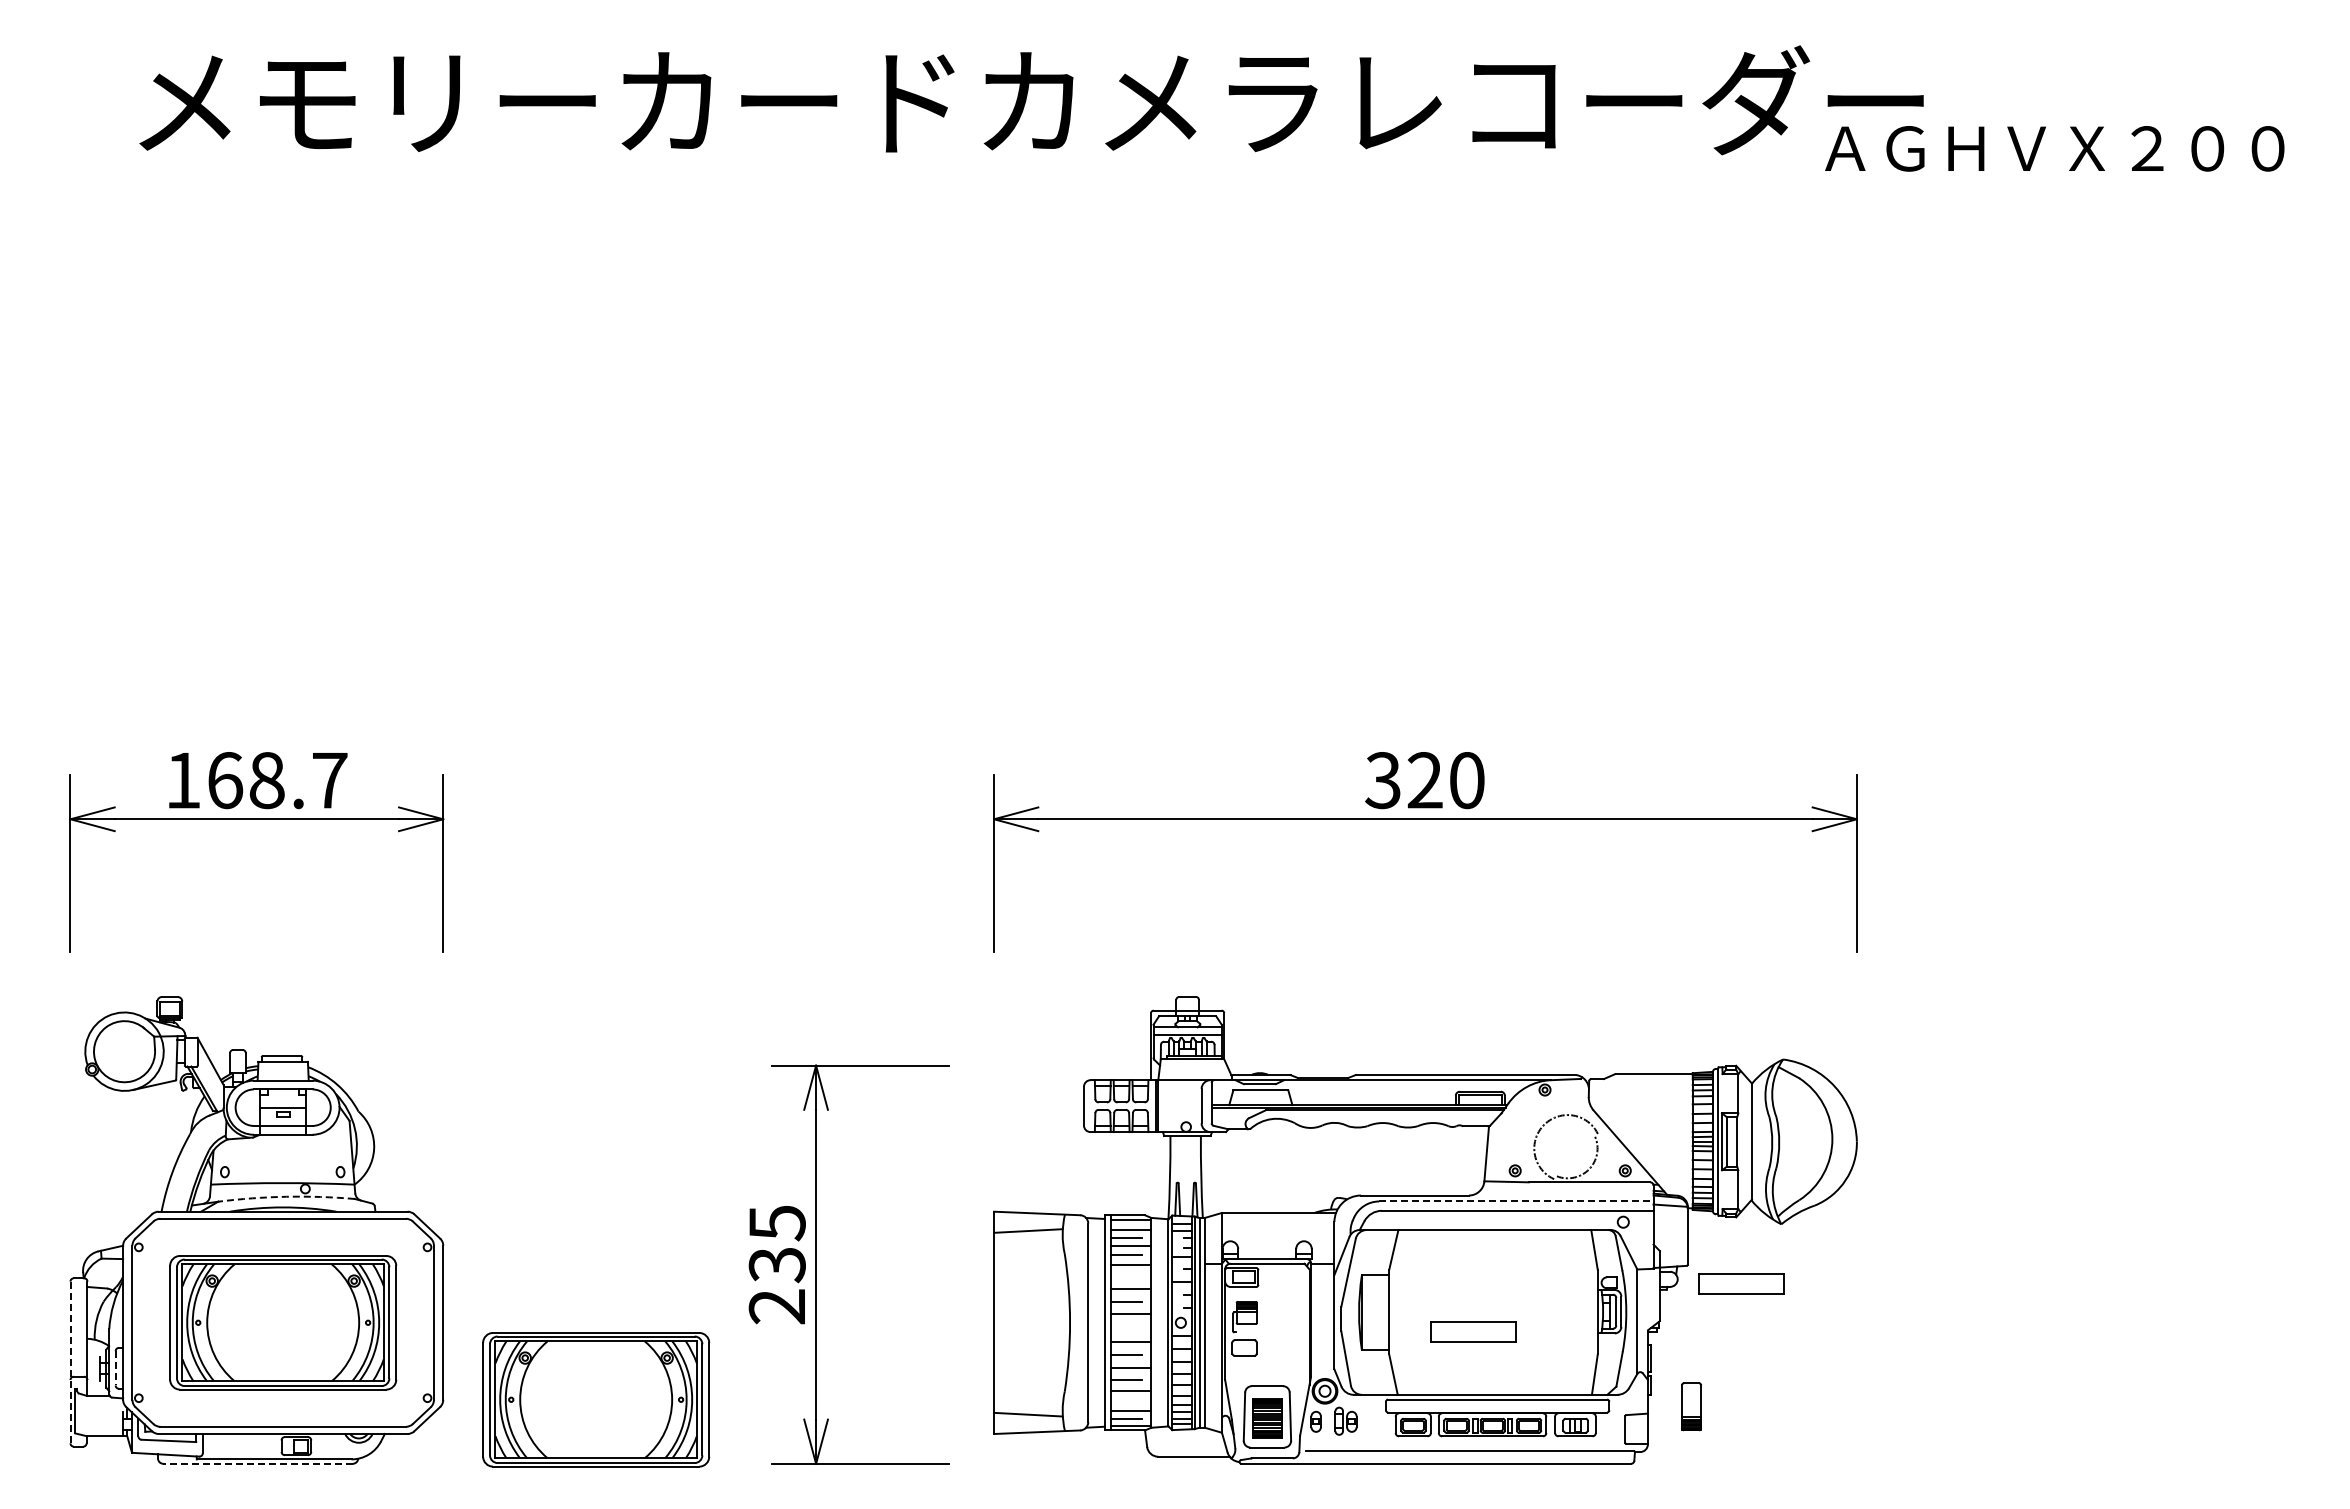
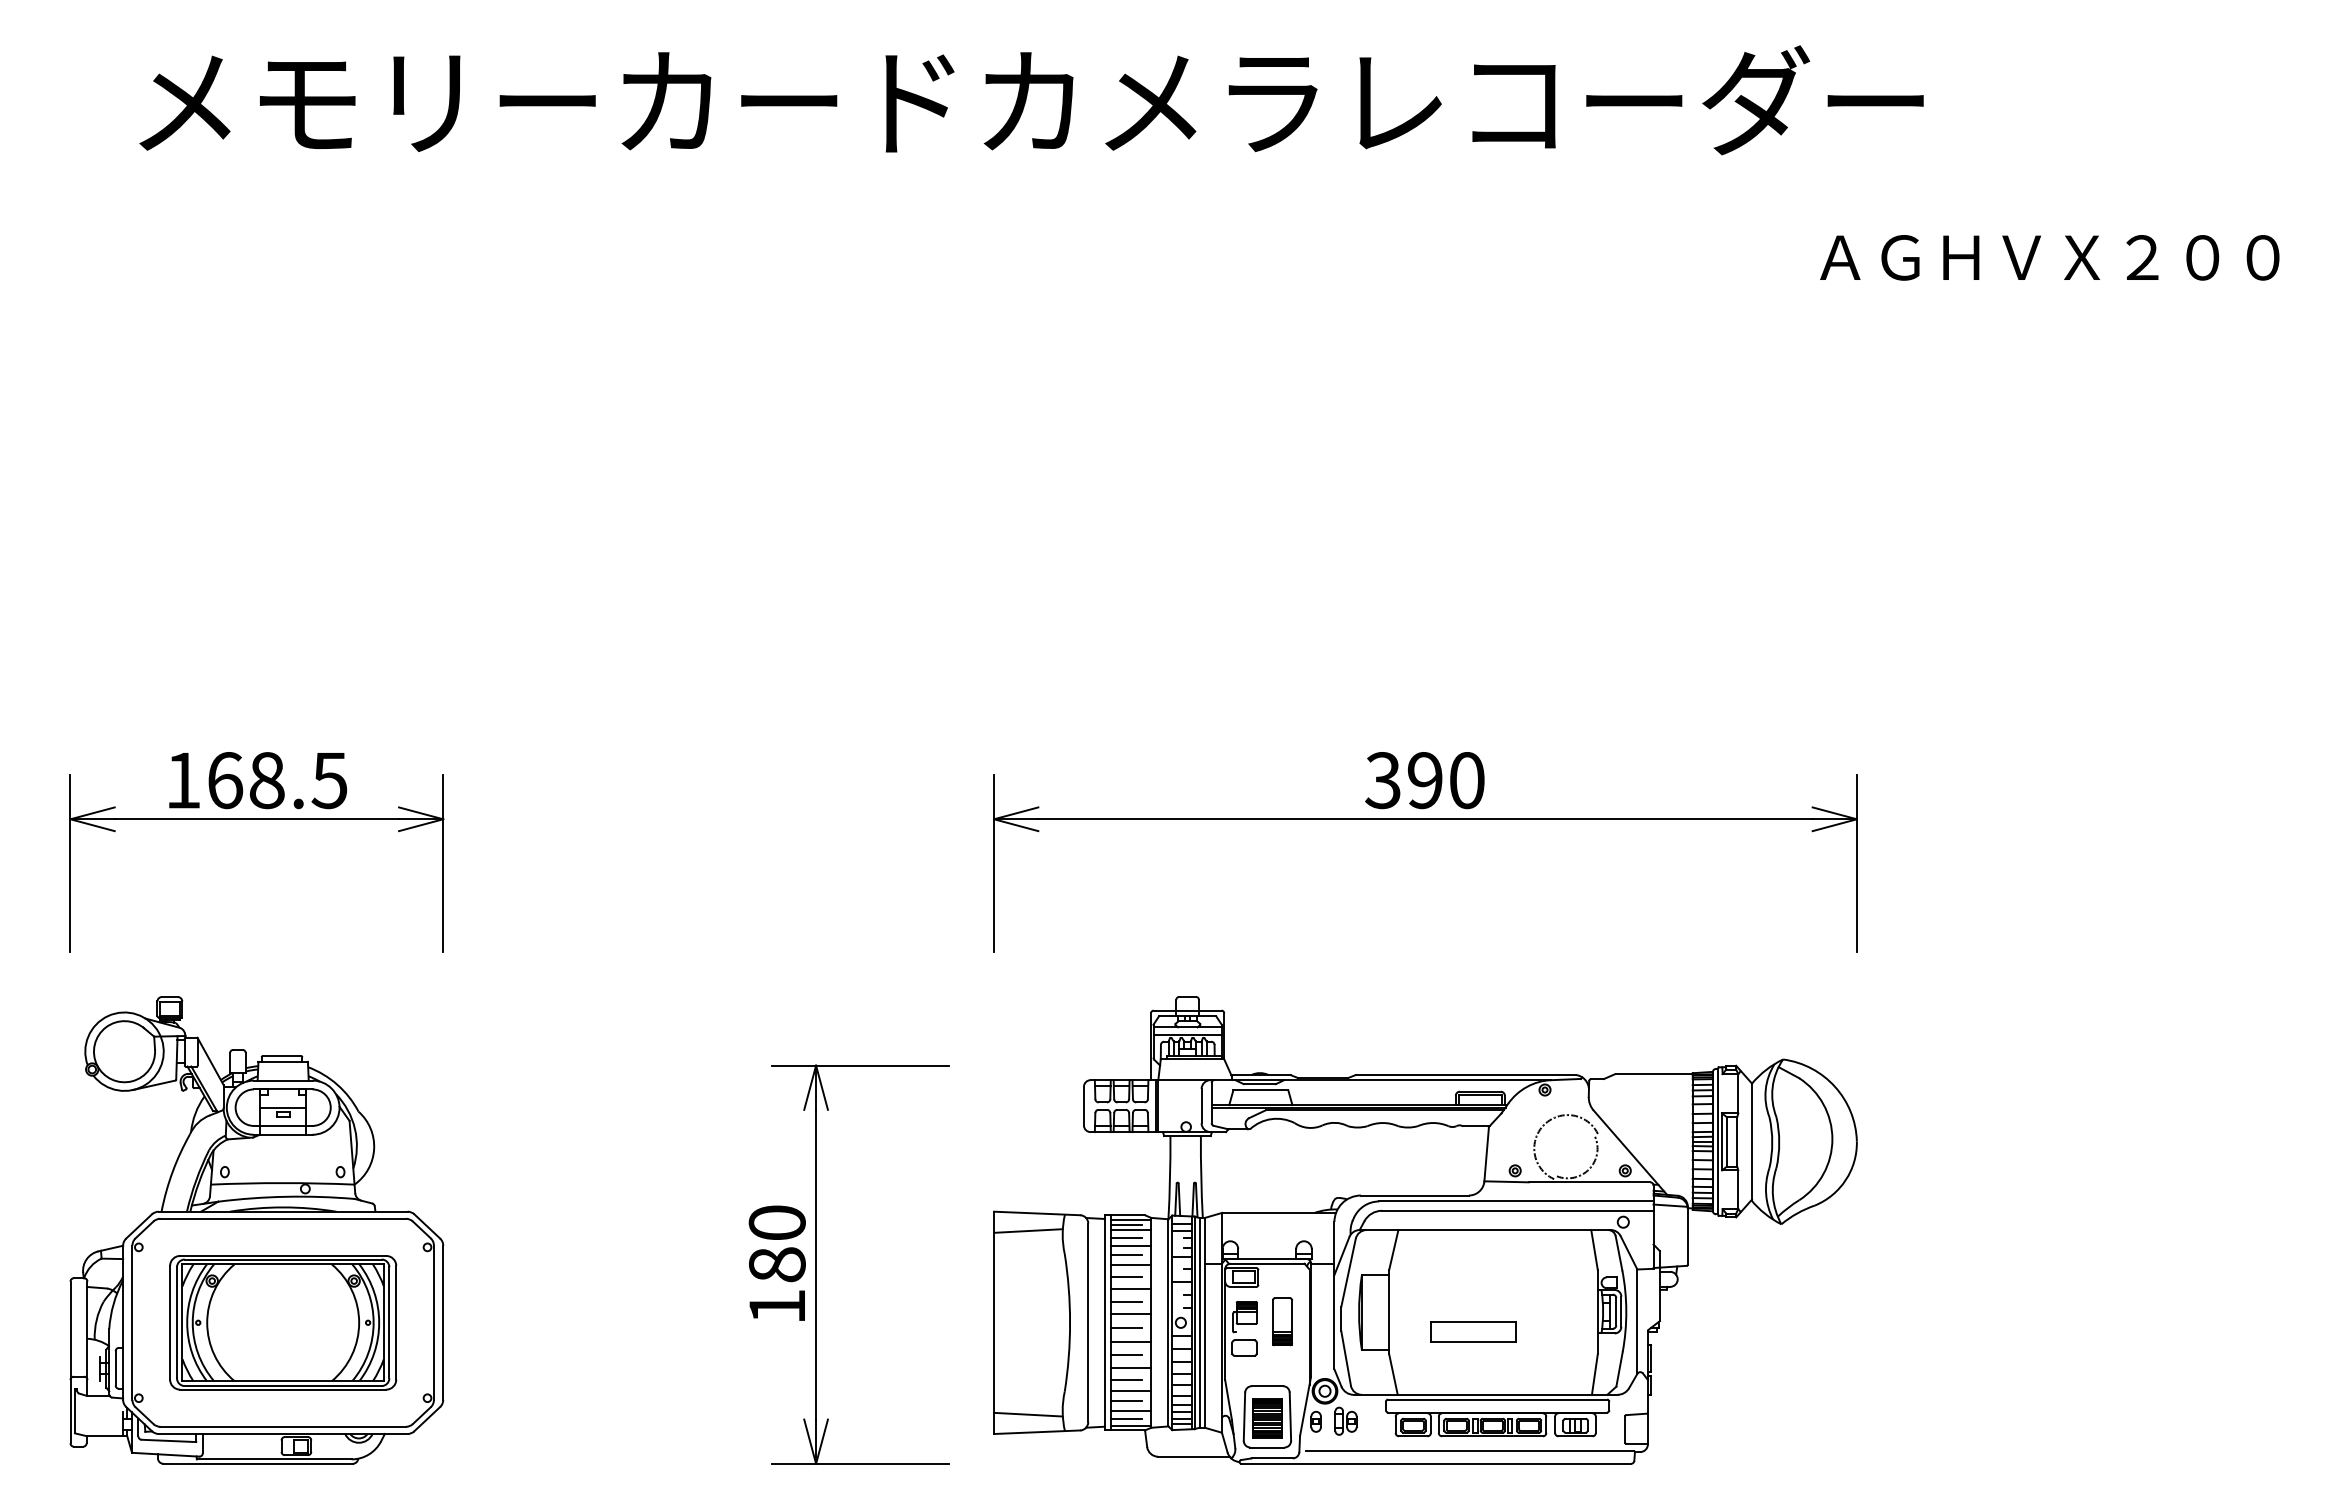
text position: (2054, 148) -> (2049, 257) (2049, 257)
text: 320 -> 390 (1424, 780)
text: 168.7 -> 168.5 (329, 781)
arc: dashed -> solid (286, 1196)
line: dashed -> solid (1516, 1201)
line: none -> present (1126, 1225)
text: 235 -> 180 (776, 1264)
line: none -> present (1126, 1276)
part: present -> none (1741, 1283)
line: none -> present (1126, 1328)
line: dashed -> solid (70, 1362)
line: dashed -> solid (115, 1368)
part: present -> none (596, 1399)
line: none -> present (1126, 1401)
part position: (1691, 1406) -> (1282, 1321) (1282, 1321)
line: dashed -> solid (258, 1463)
